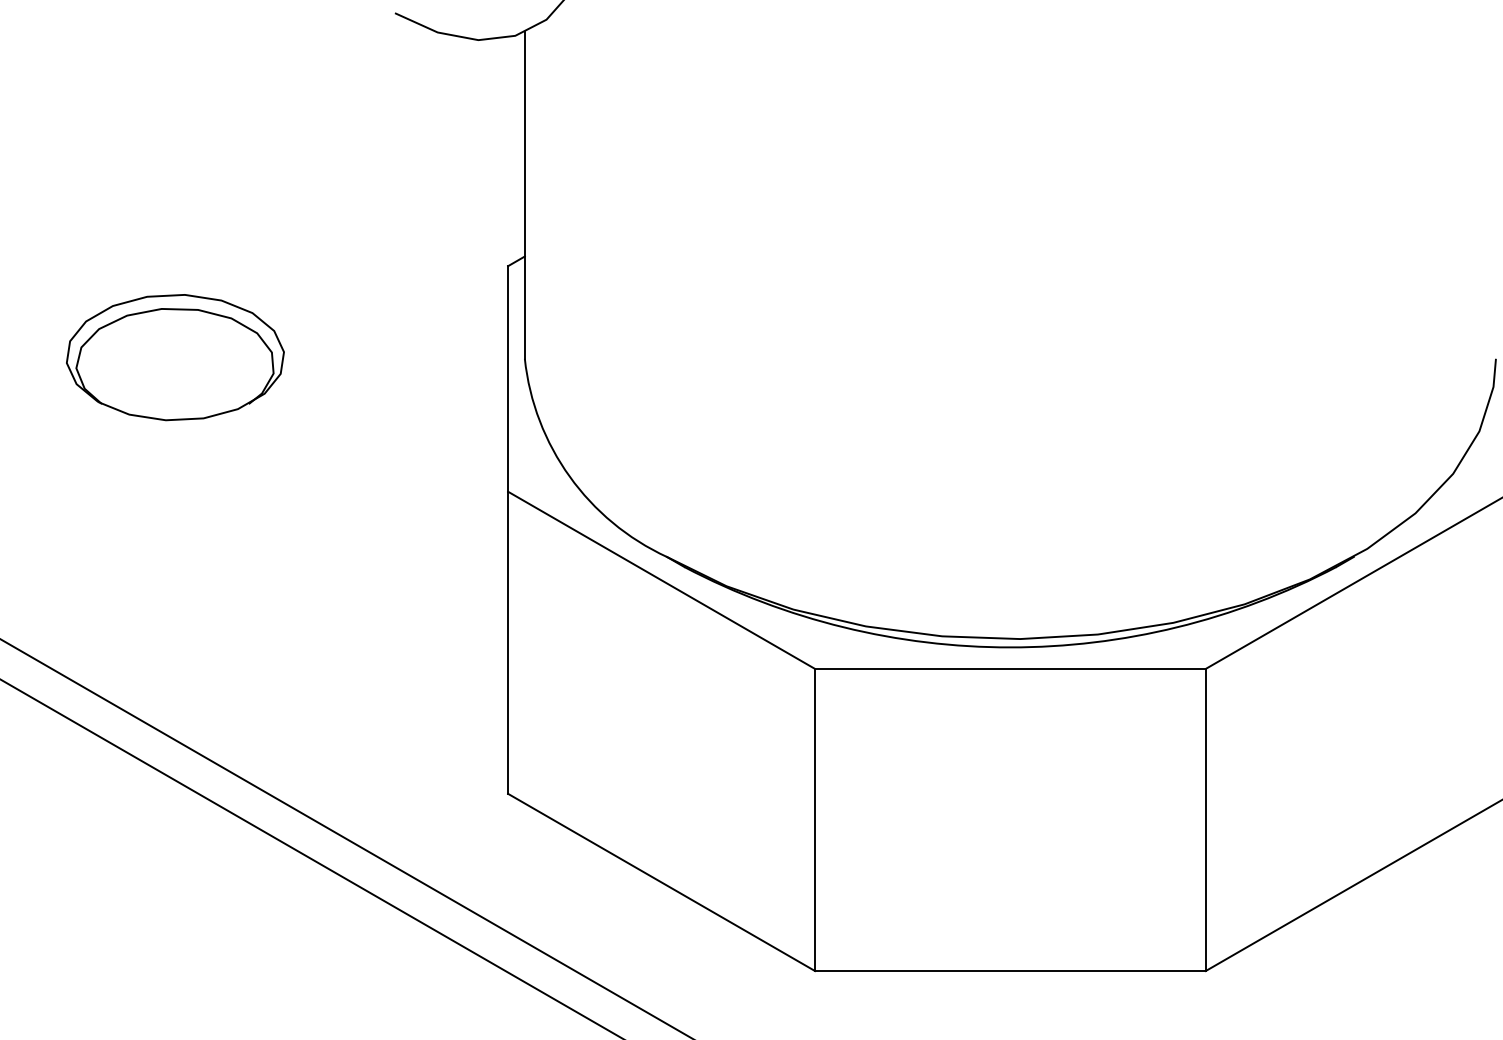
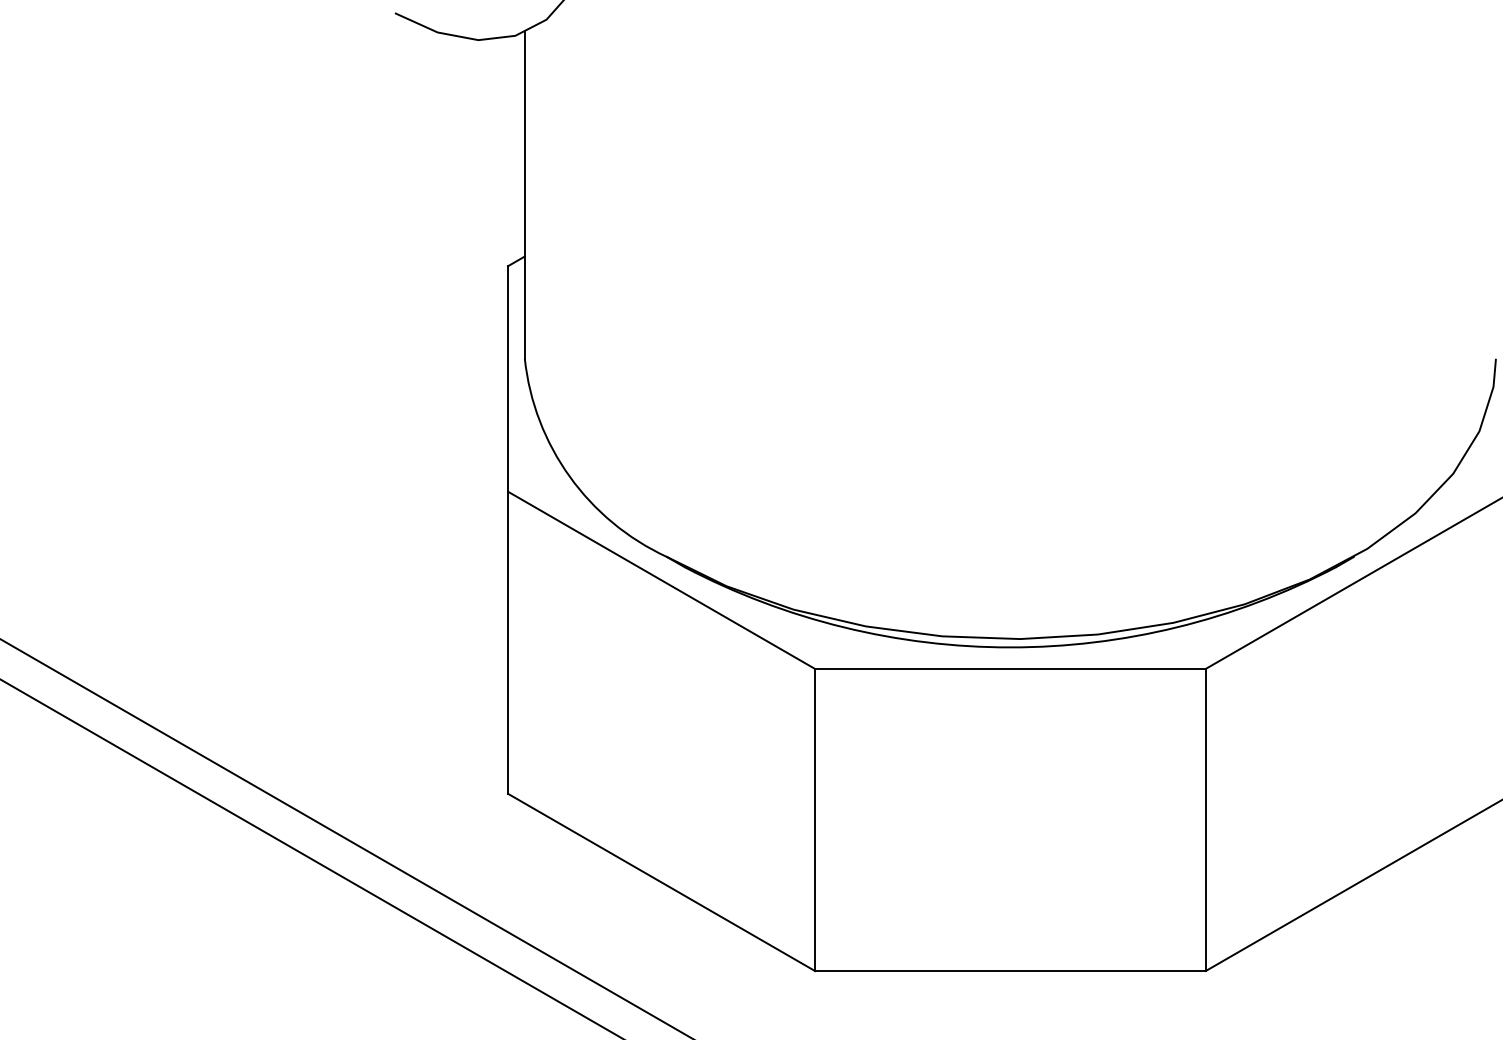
part: present -> none (175, 357)
